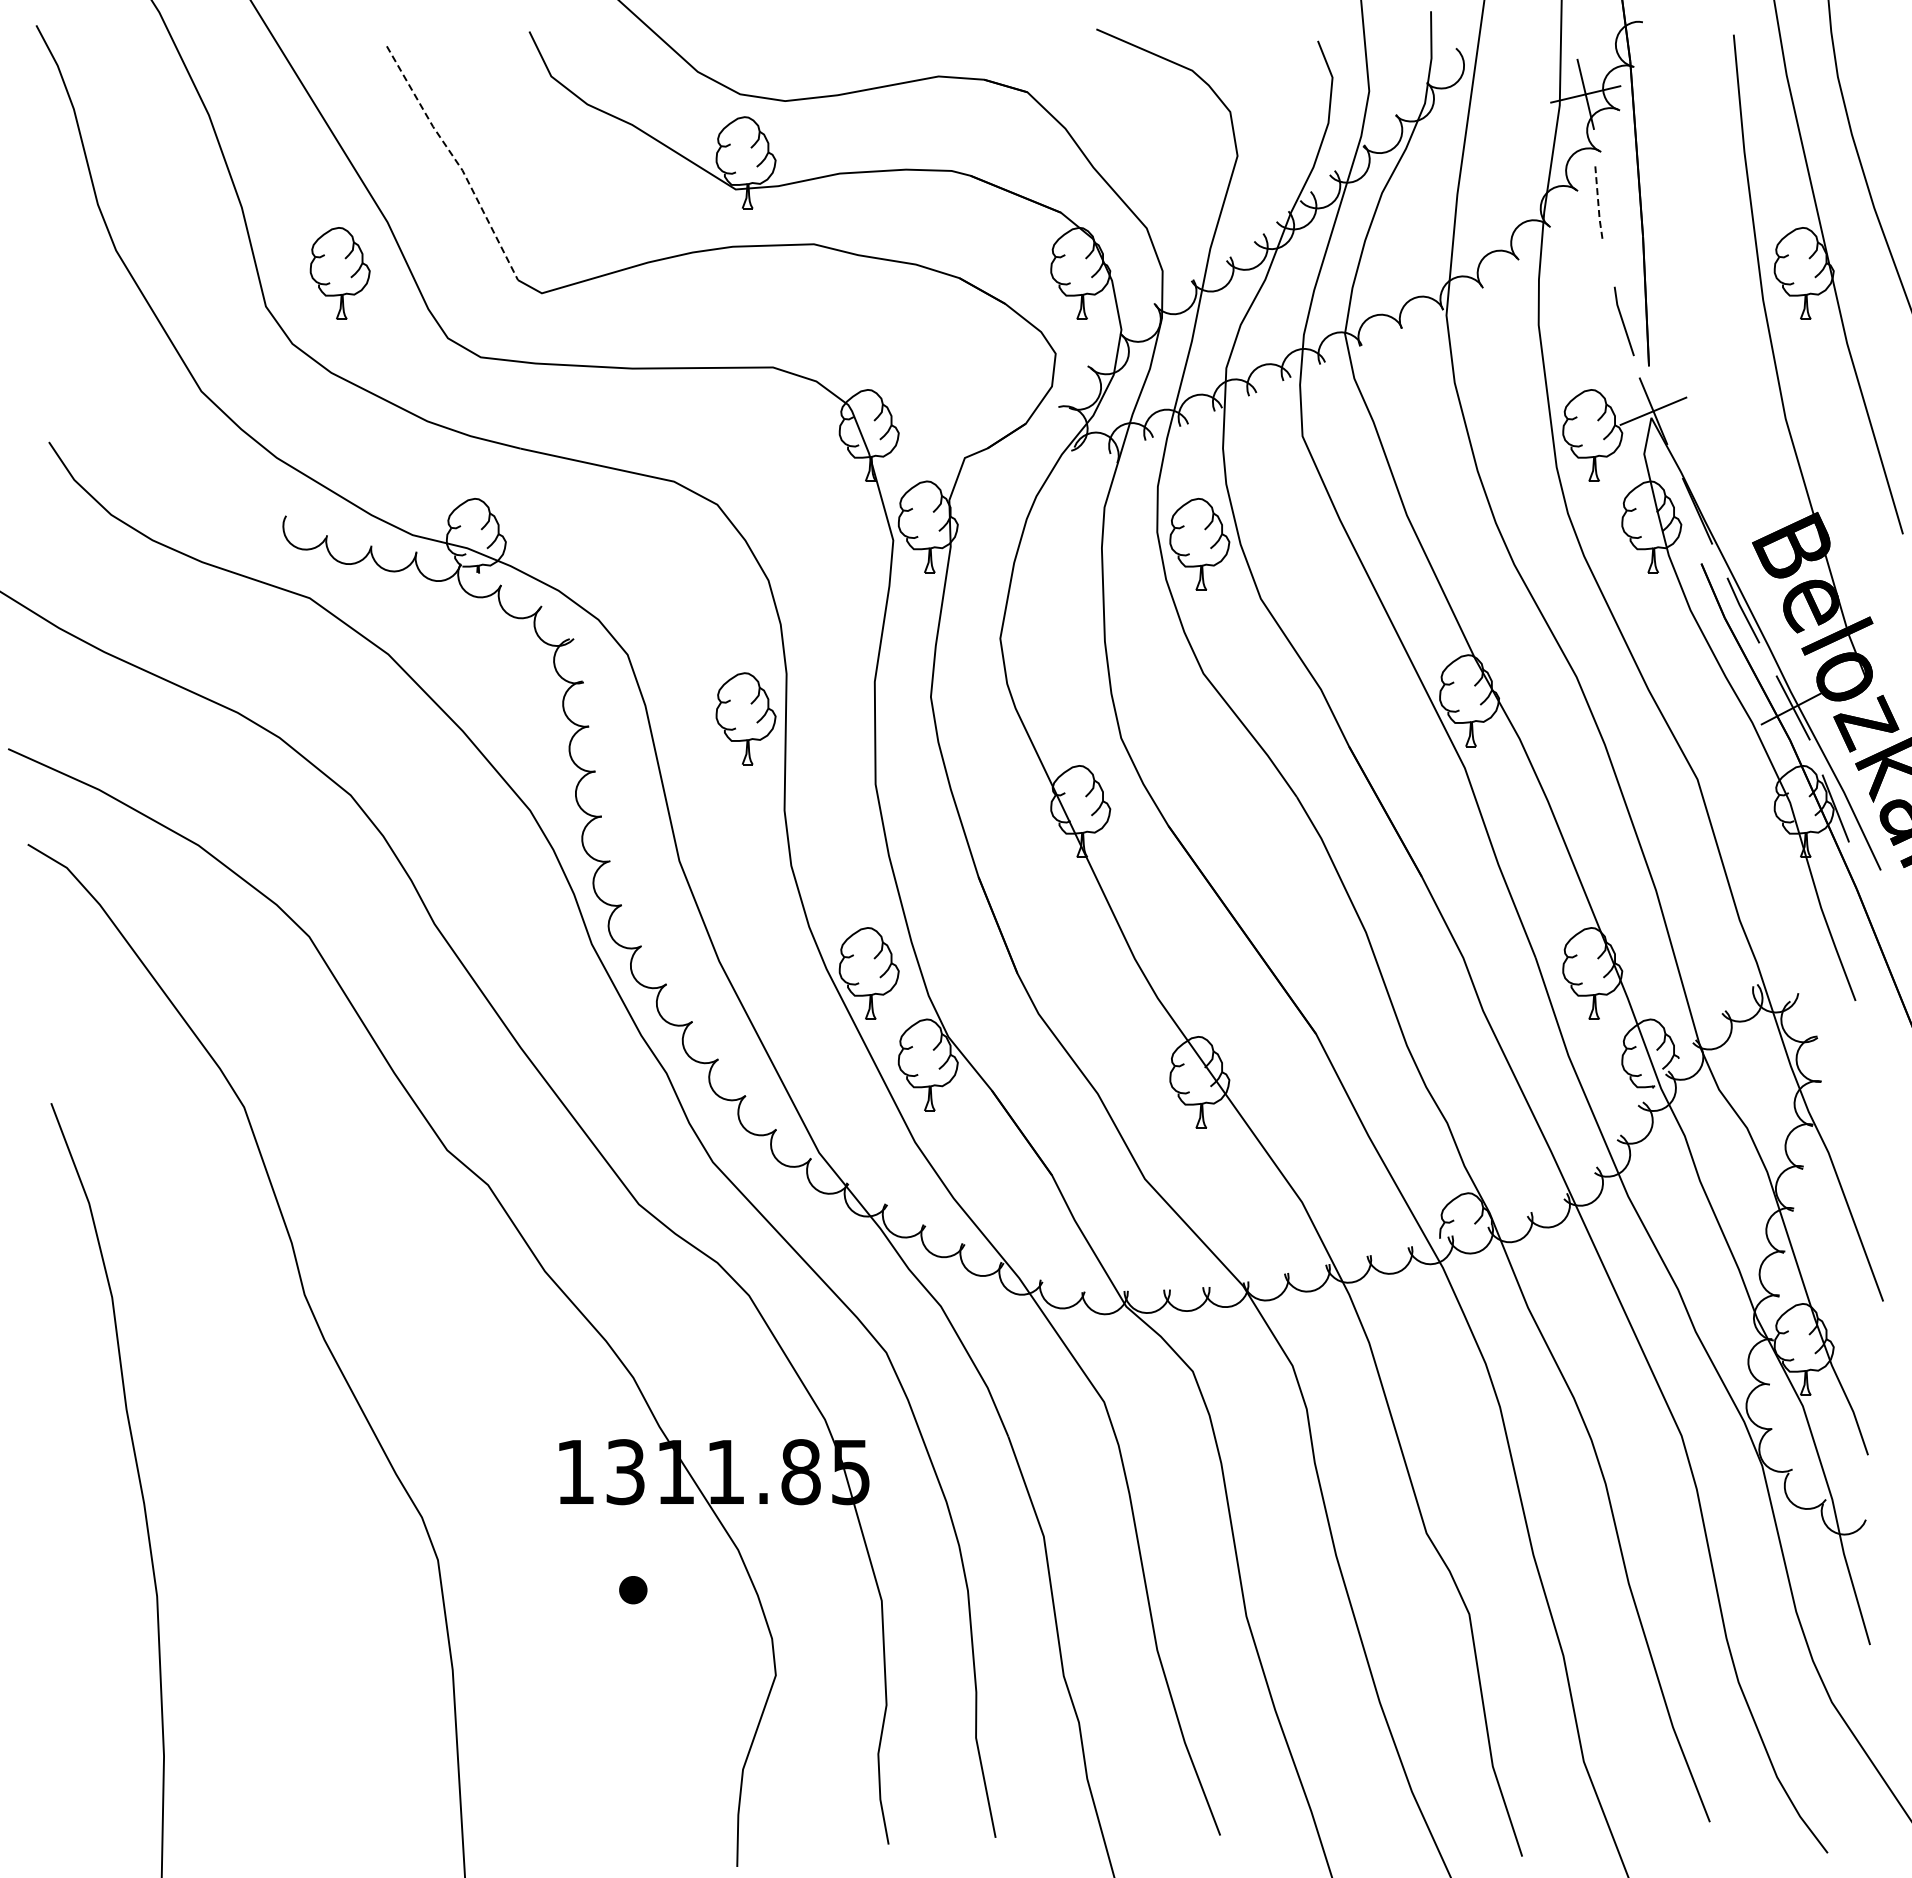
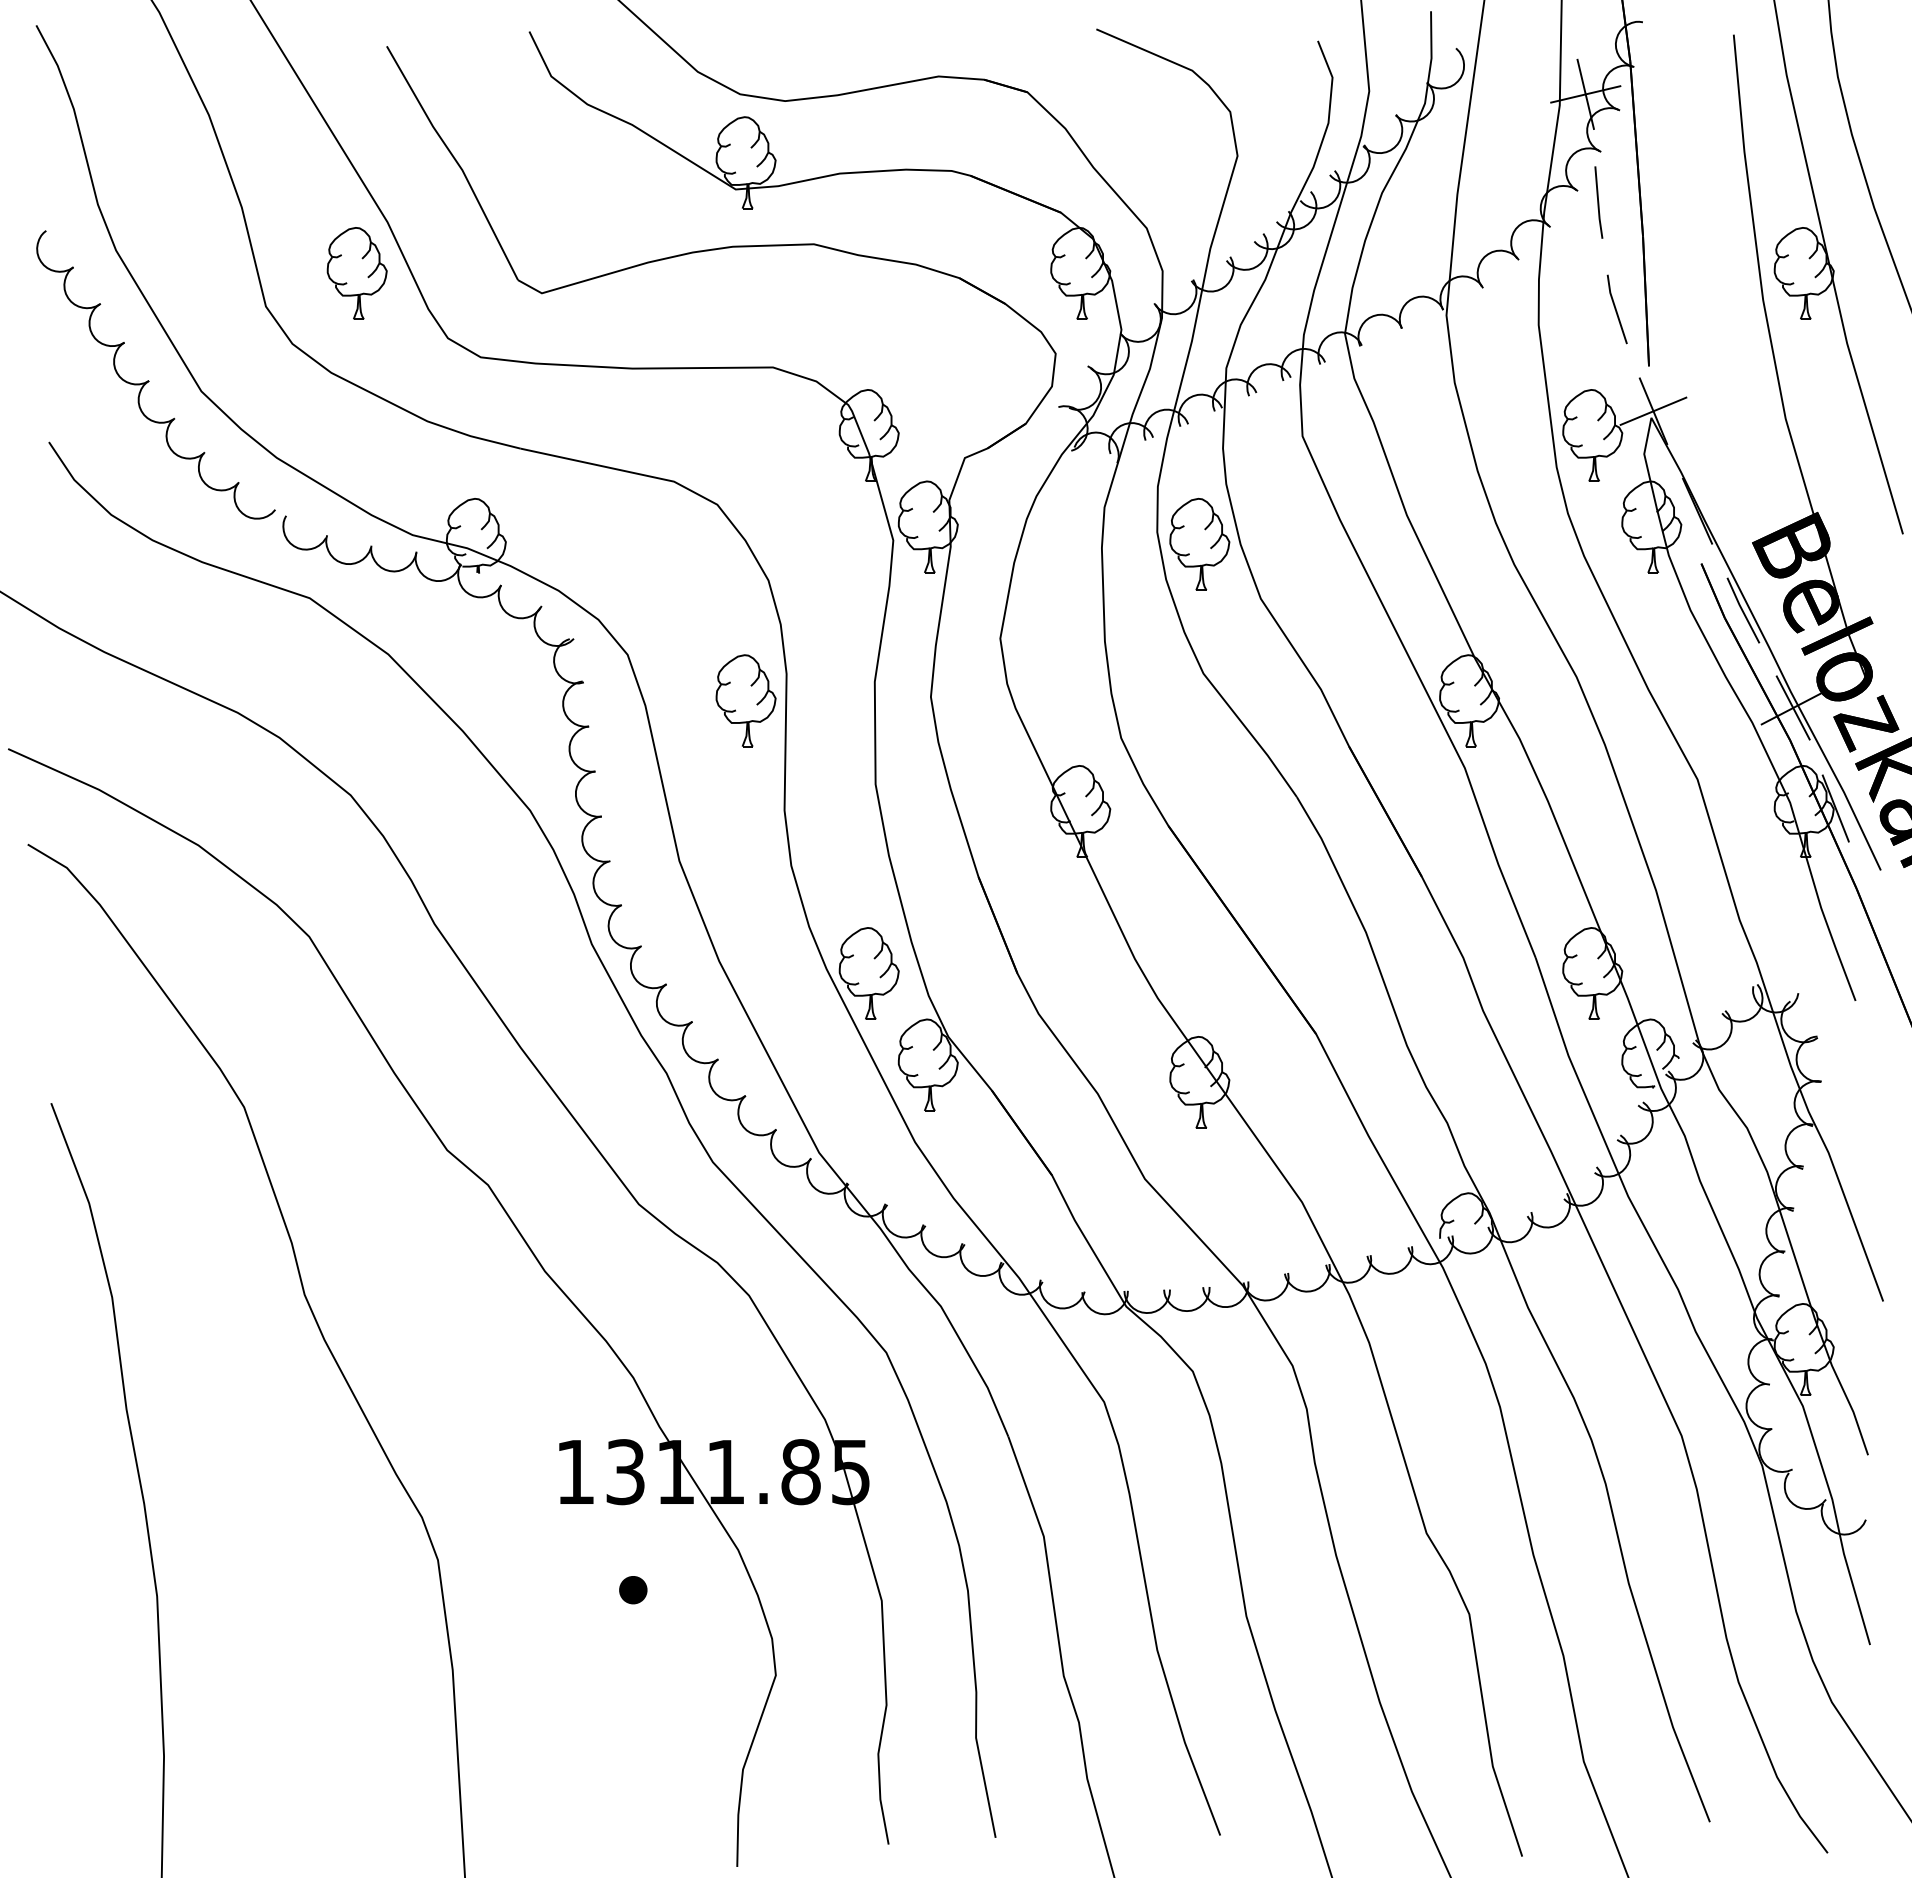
line: dashed -> solid (456, 161)
line: dashed -> solid (1598, 203)
part position: (339, 273) -> (356, 273) (356, 273)
line position: (1623, 321) -> (1616, 309) (1616, 309)
part: none -> present (148, 380)
part position: (745, 718) -> (745, 700) (745, 700)
